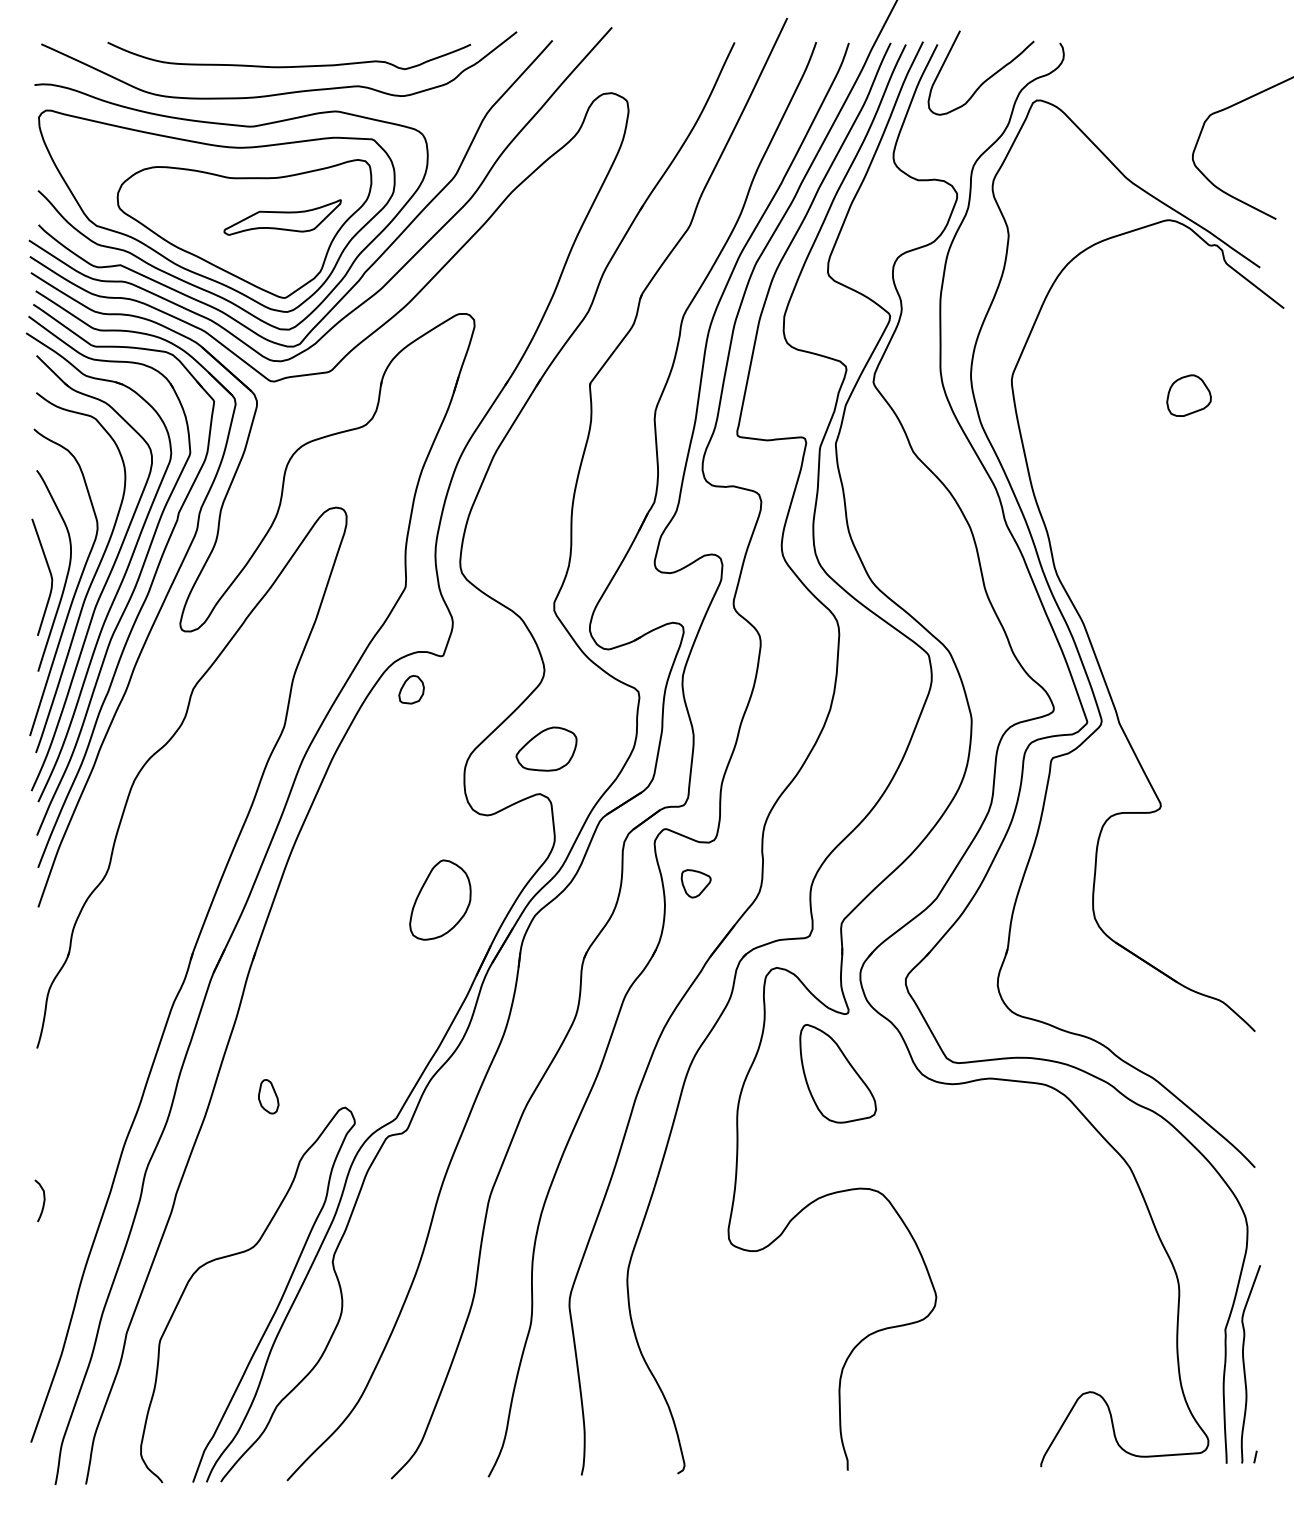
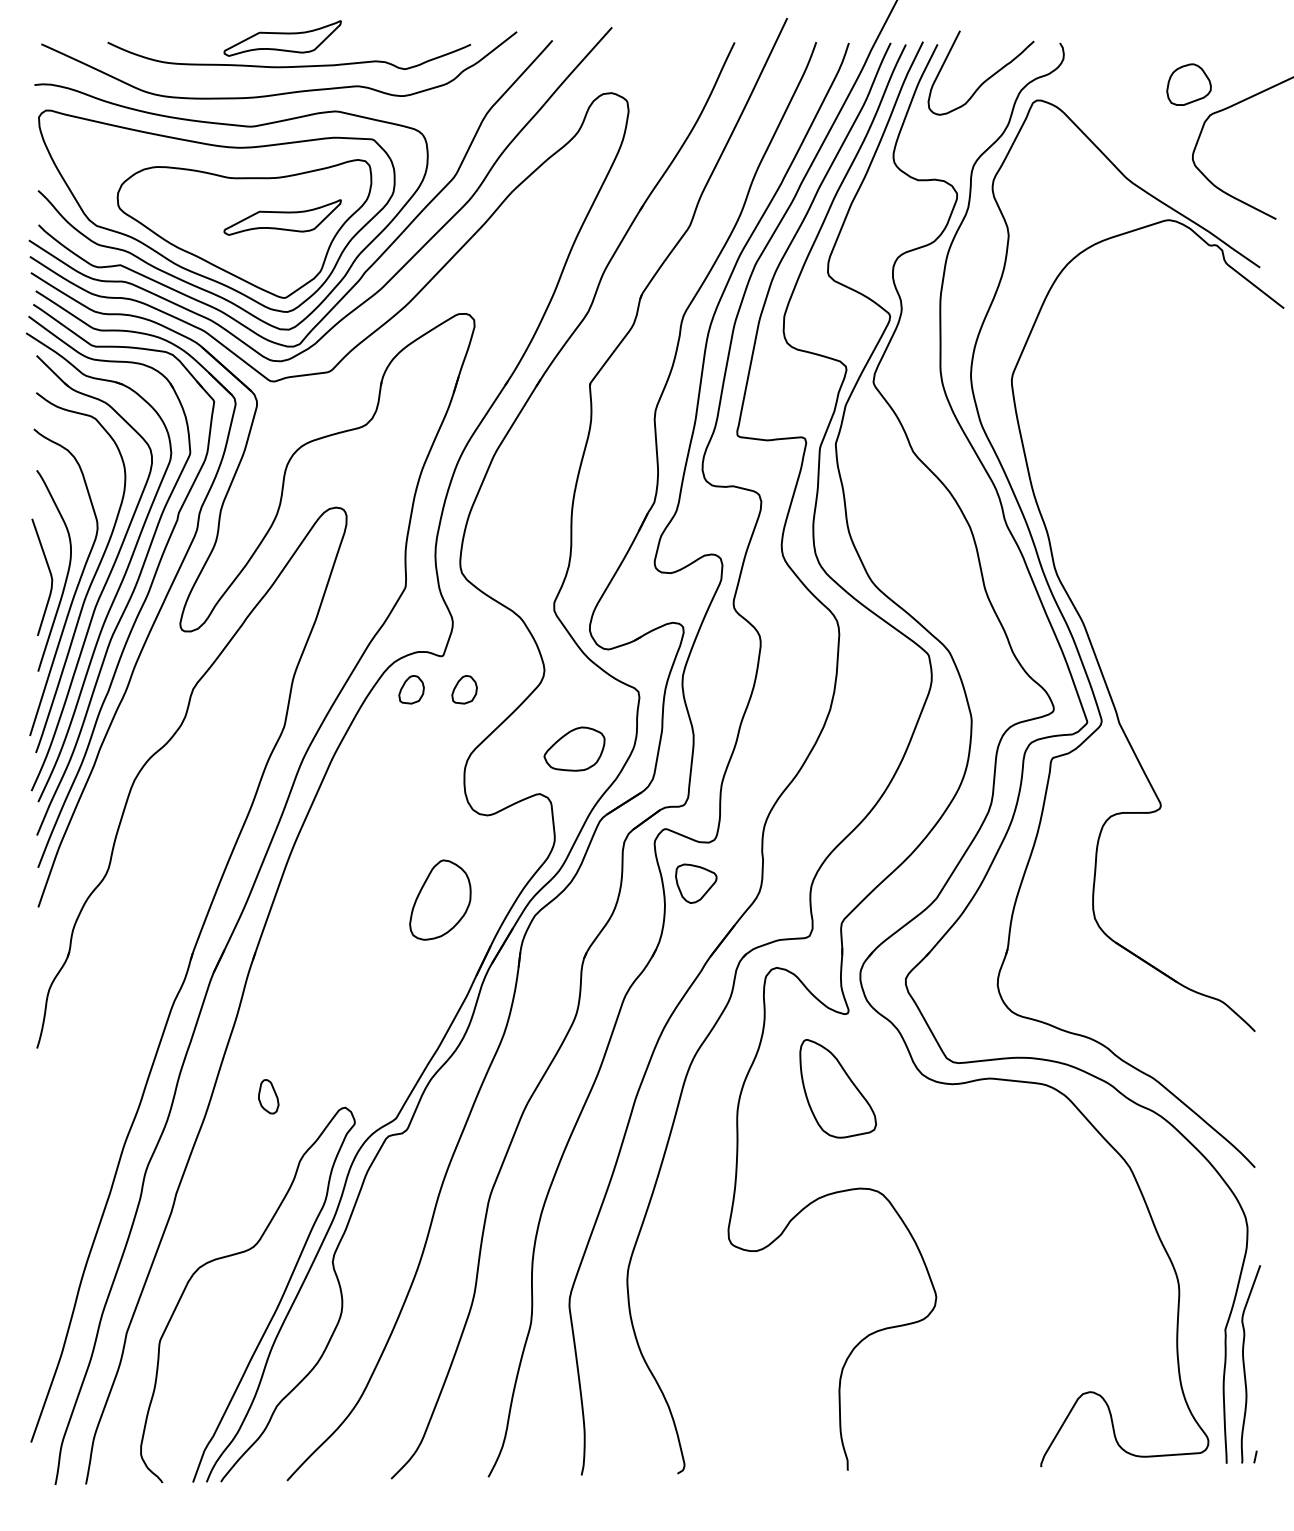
part: none -> present (282, 38)
part position: (1188, 395) -> (1188, 84) (1188, 84)
part: none -> present (464, 689)
part position: (546, 748) -> (574, 748) (574, 748)
part size: 32x30 px -> 43x41 px (696, 883)
part position: (837, 1073) -> (837, 1088) (837, 1088)
curve: present -> none (43, 1200)
